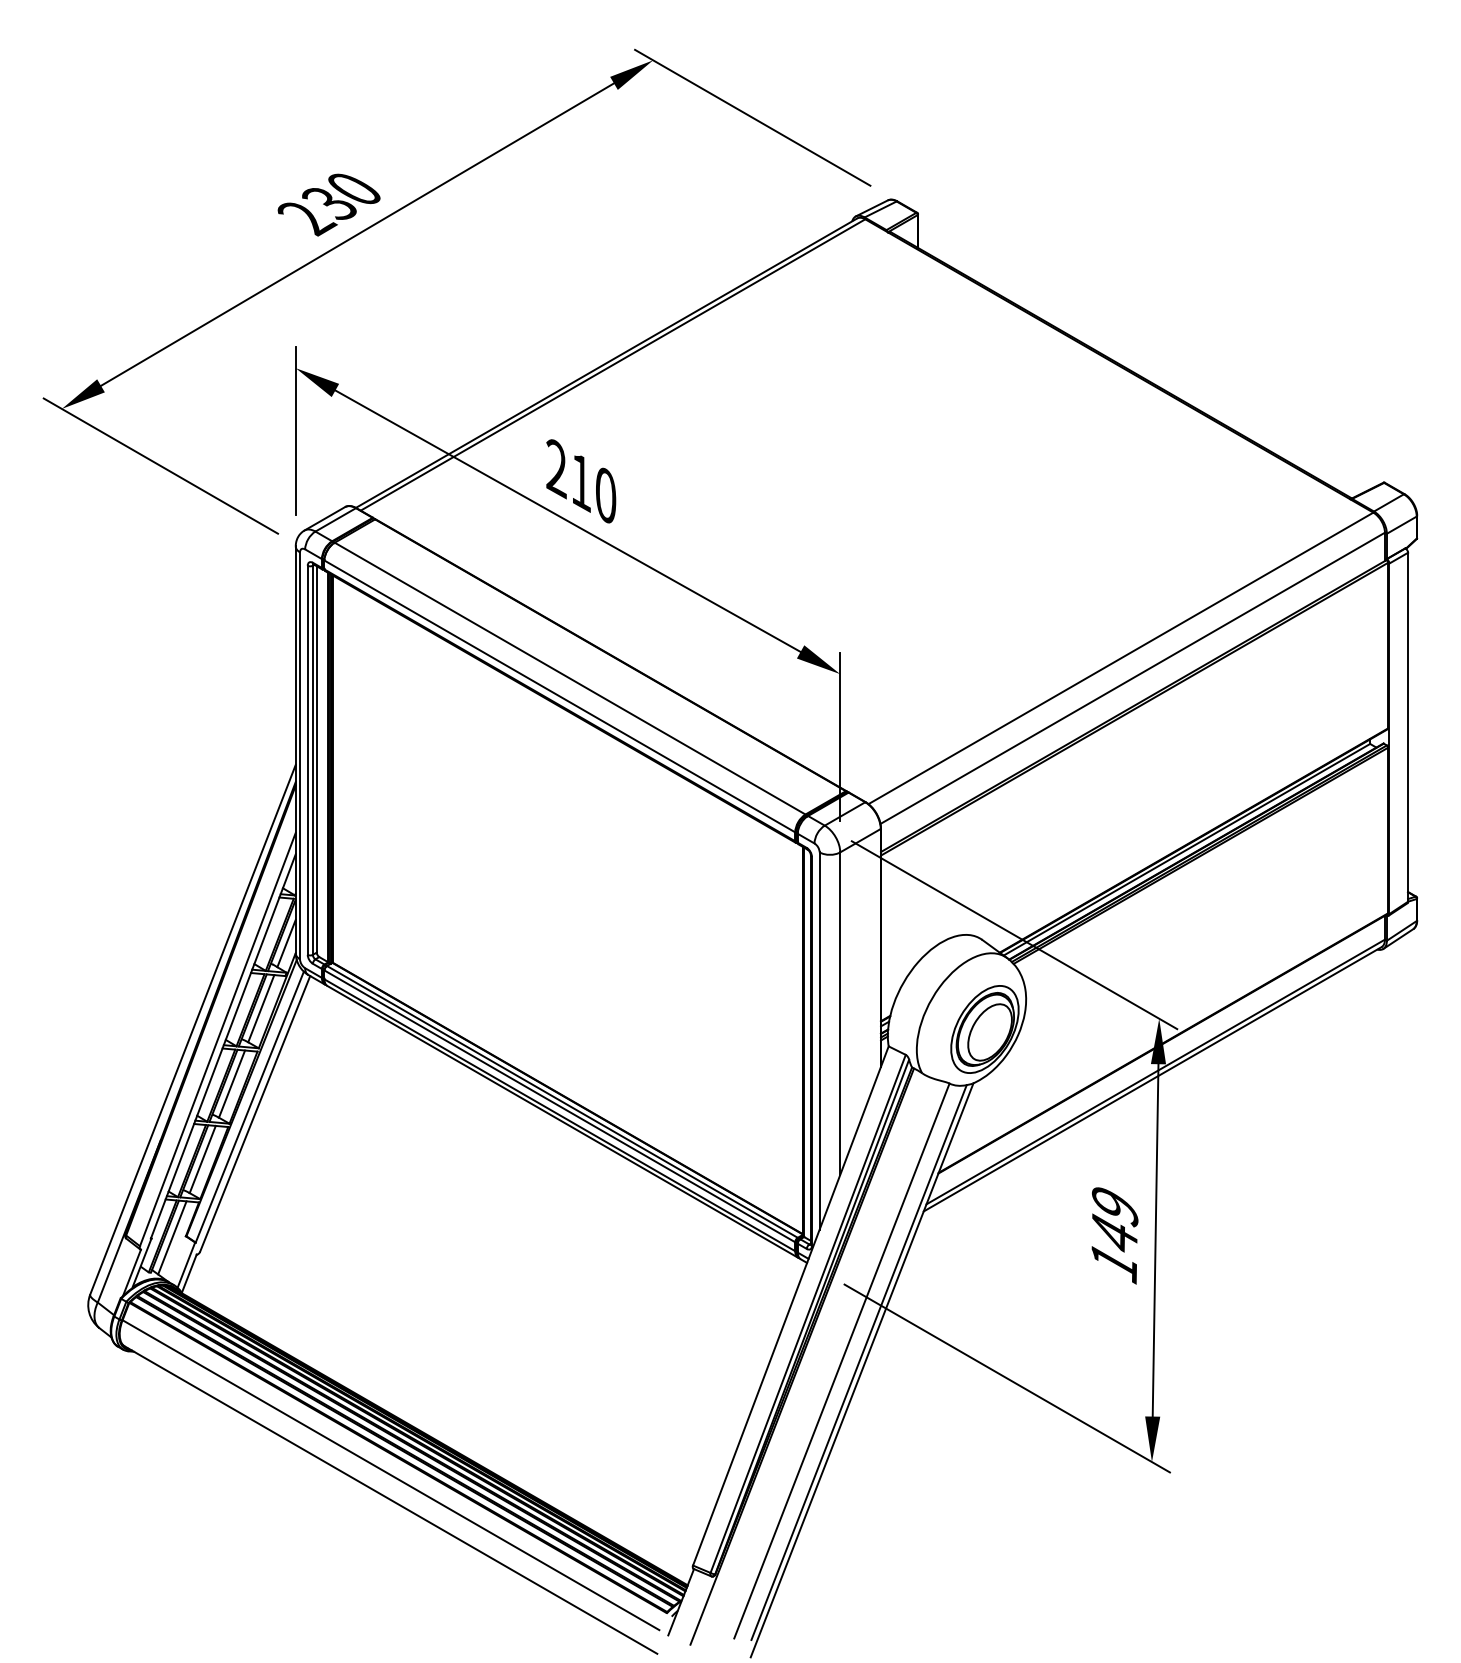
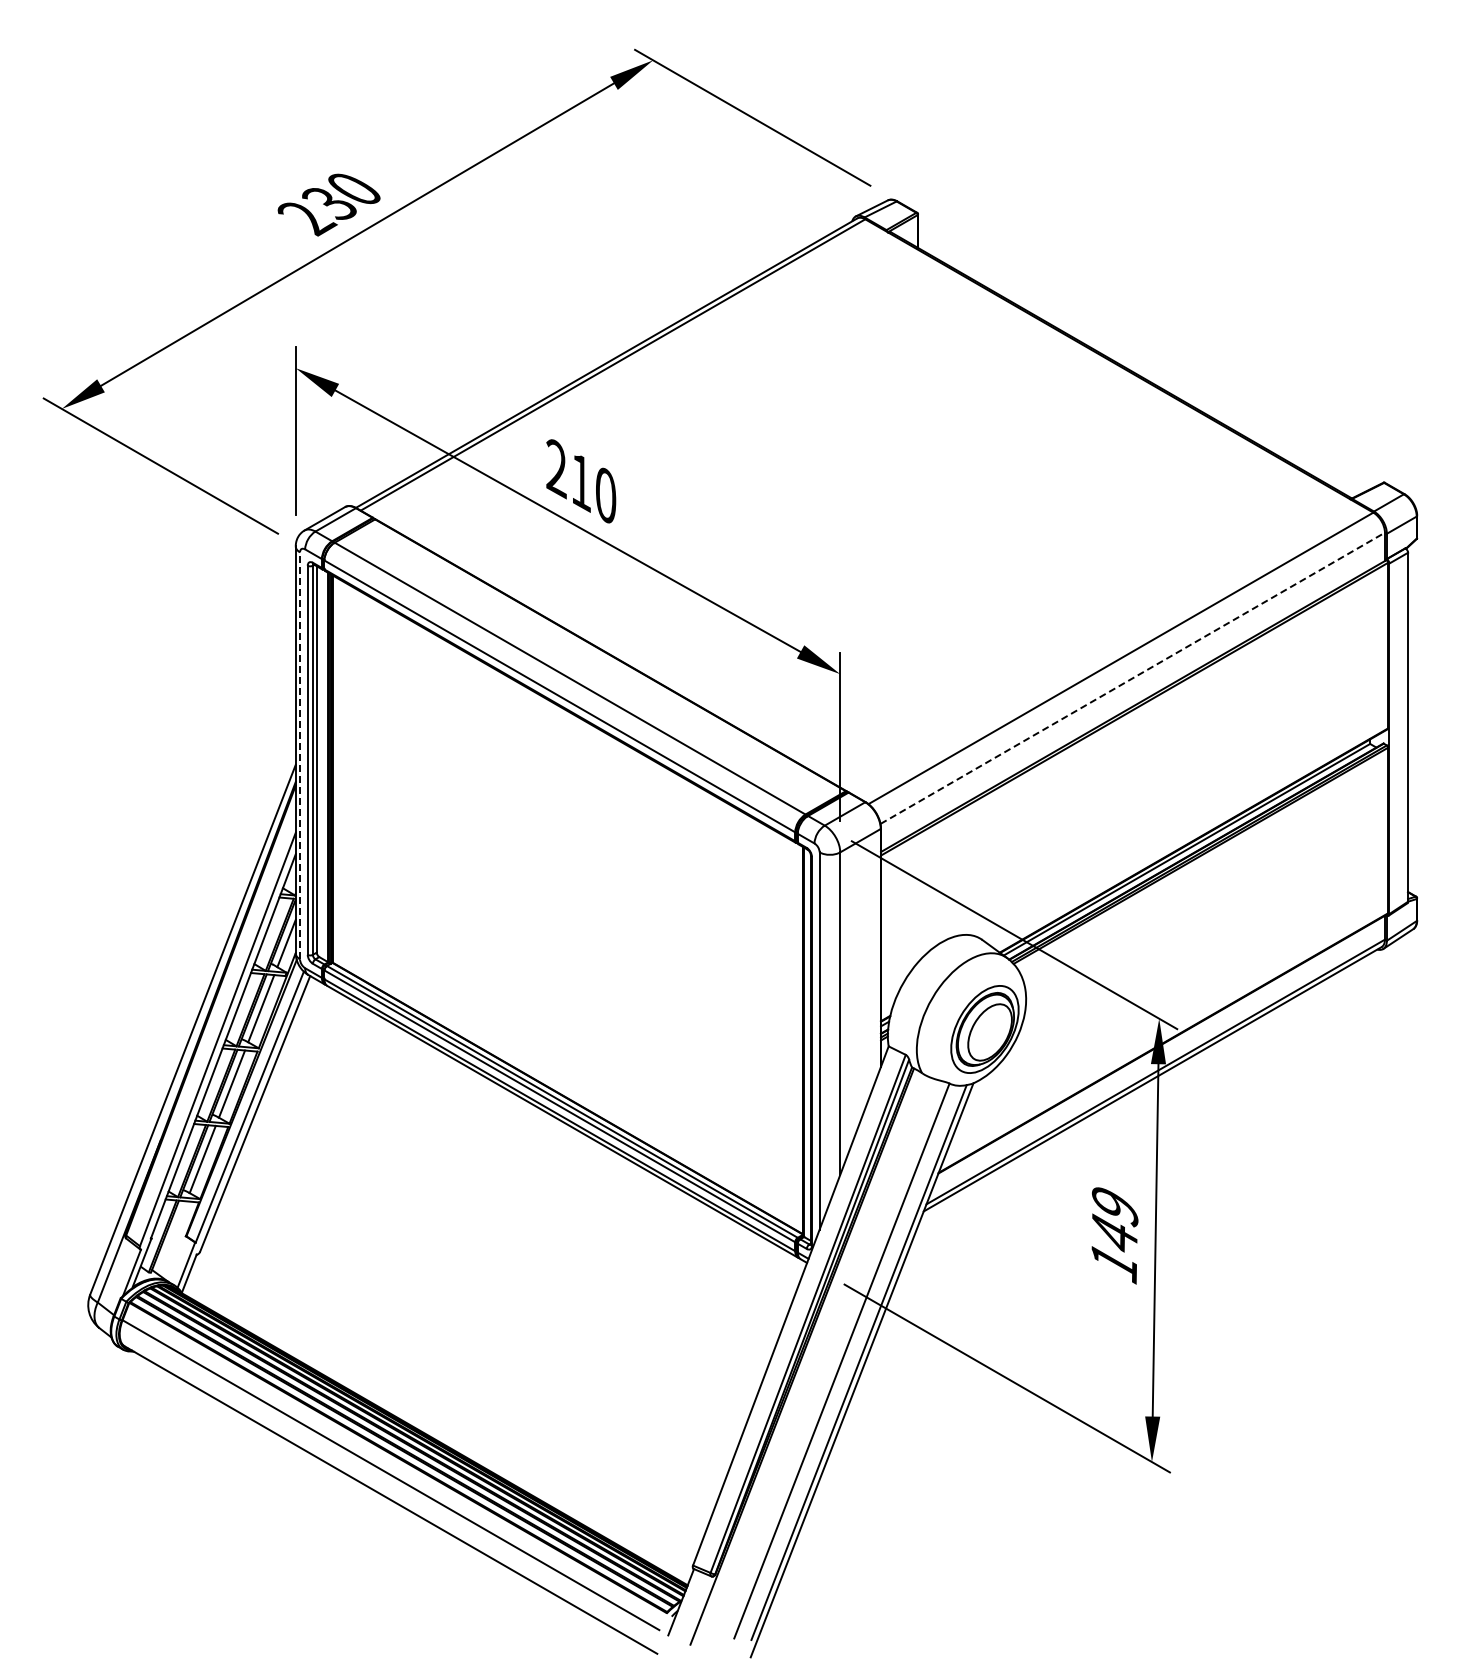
line: solid -> dashed (1133, 678)
line: solid -> dashed (300, 755)
line: present -> none (172, 1237)
